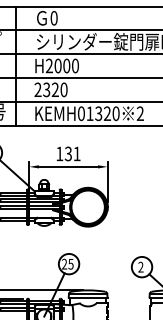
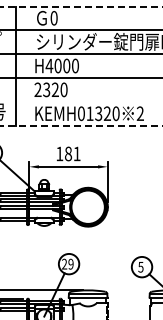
line: solid -> dashed (81, 6)
text: H2000 -> H4000 (49, 65)
line: present -> none (80, 101)
line: solid -> dashed (81, 125)
text: 131 -> 181 (68, 153)
text: 25 -> 29 (70, 263)
text: 2 -> 5 (140, 266)
